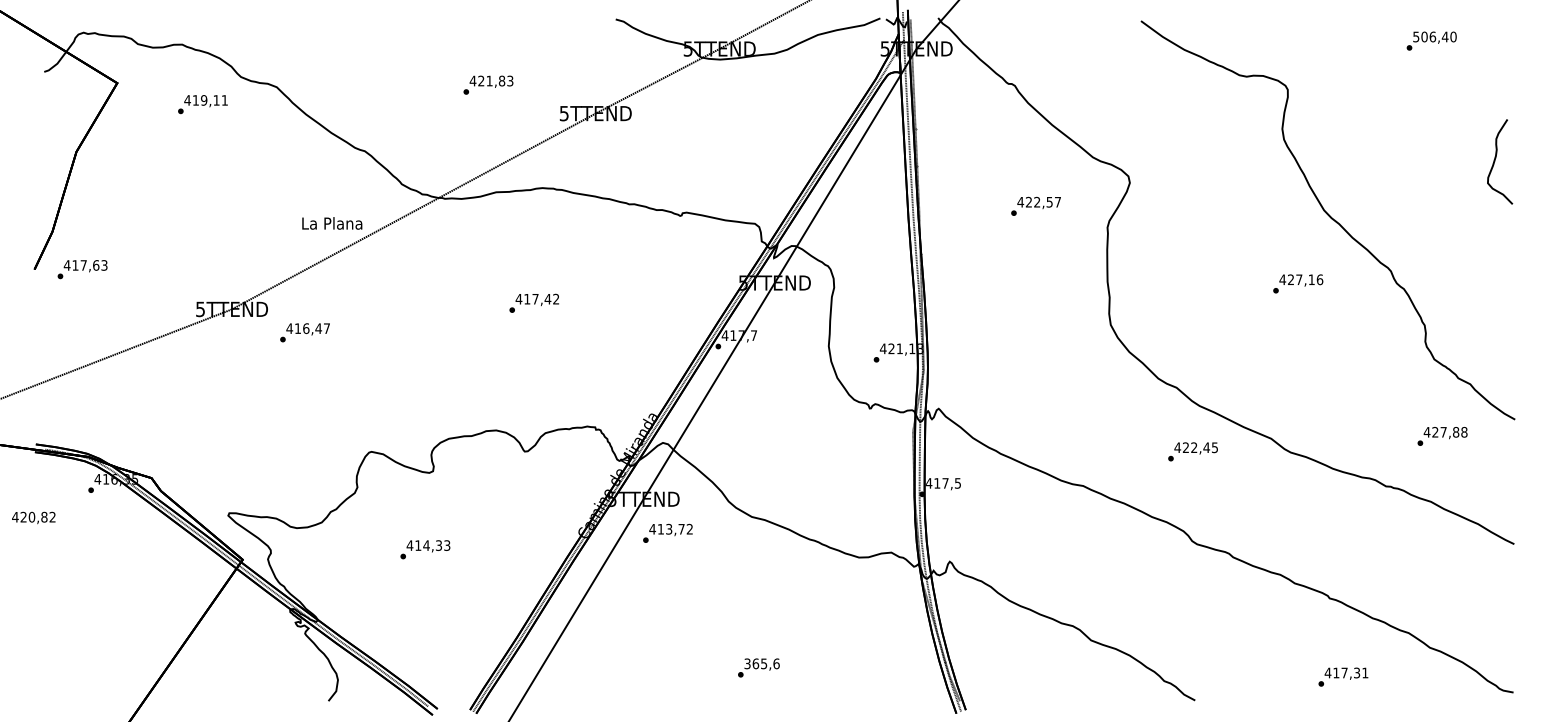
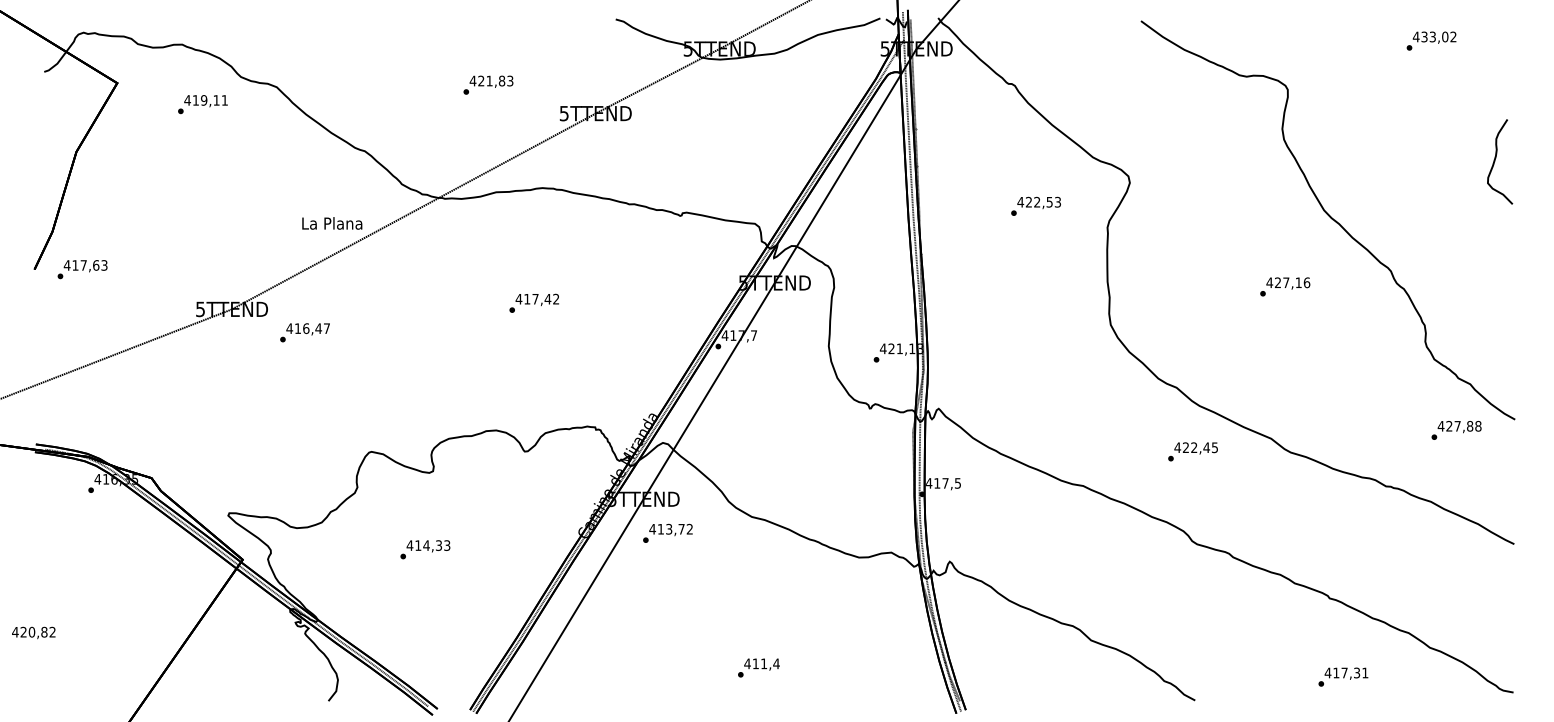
text: 506,40 -> 433,02 (1434, 36)
text: 422,57 -> 422,53 (1057, 201)
text position: (1298, 283) -> (1285, 286) (1285, 286)
text position: (1442, 436) -> (1456, 430) (1456, 430)
text position: (33, 517) -> (33, 632) (33, 632)
text: 365,6 -> 411,4 (761, 663)
